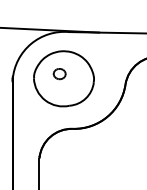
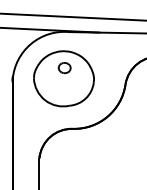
line: none -> present (72, 16)
part position: (59, 74) -> (64, 68) (64, 68)
